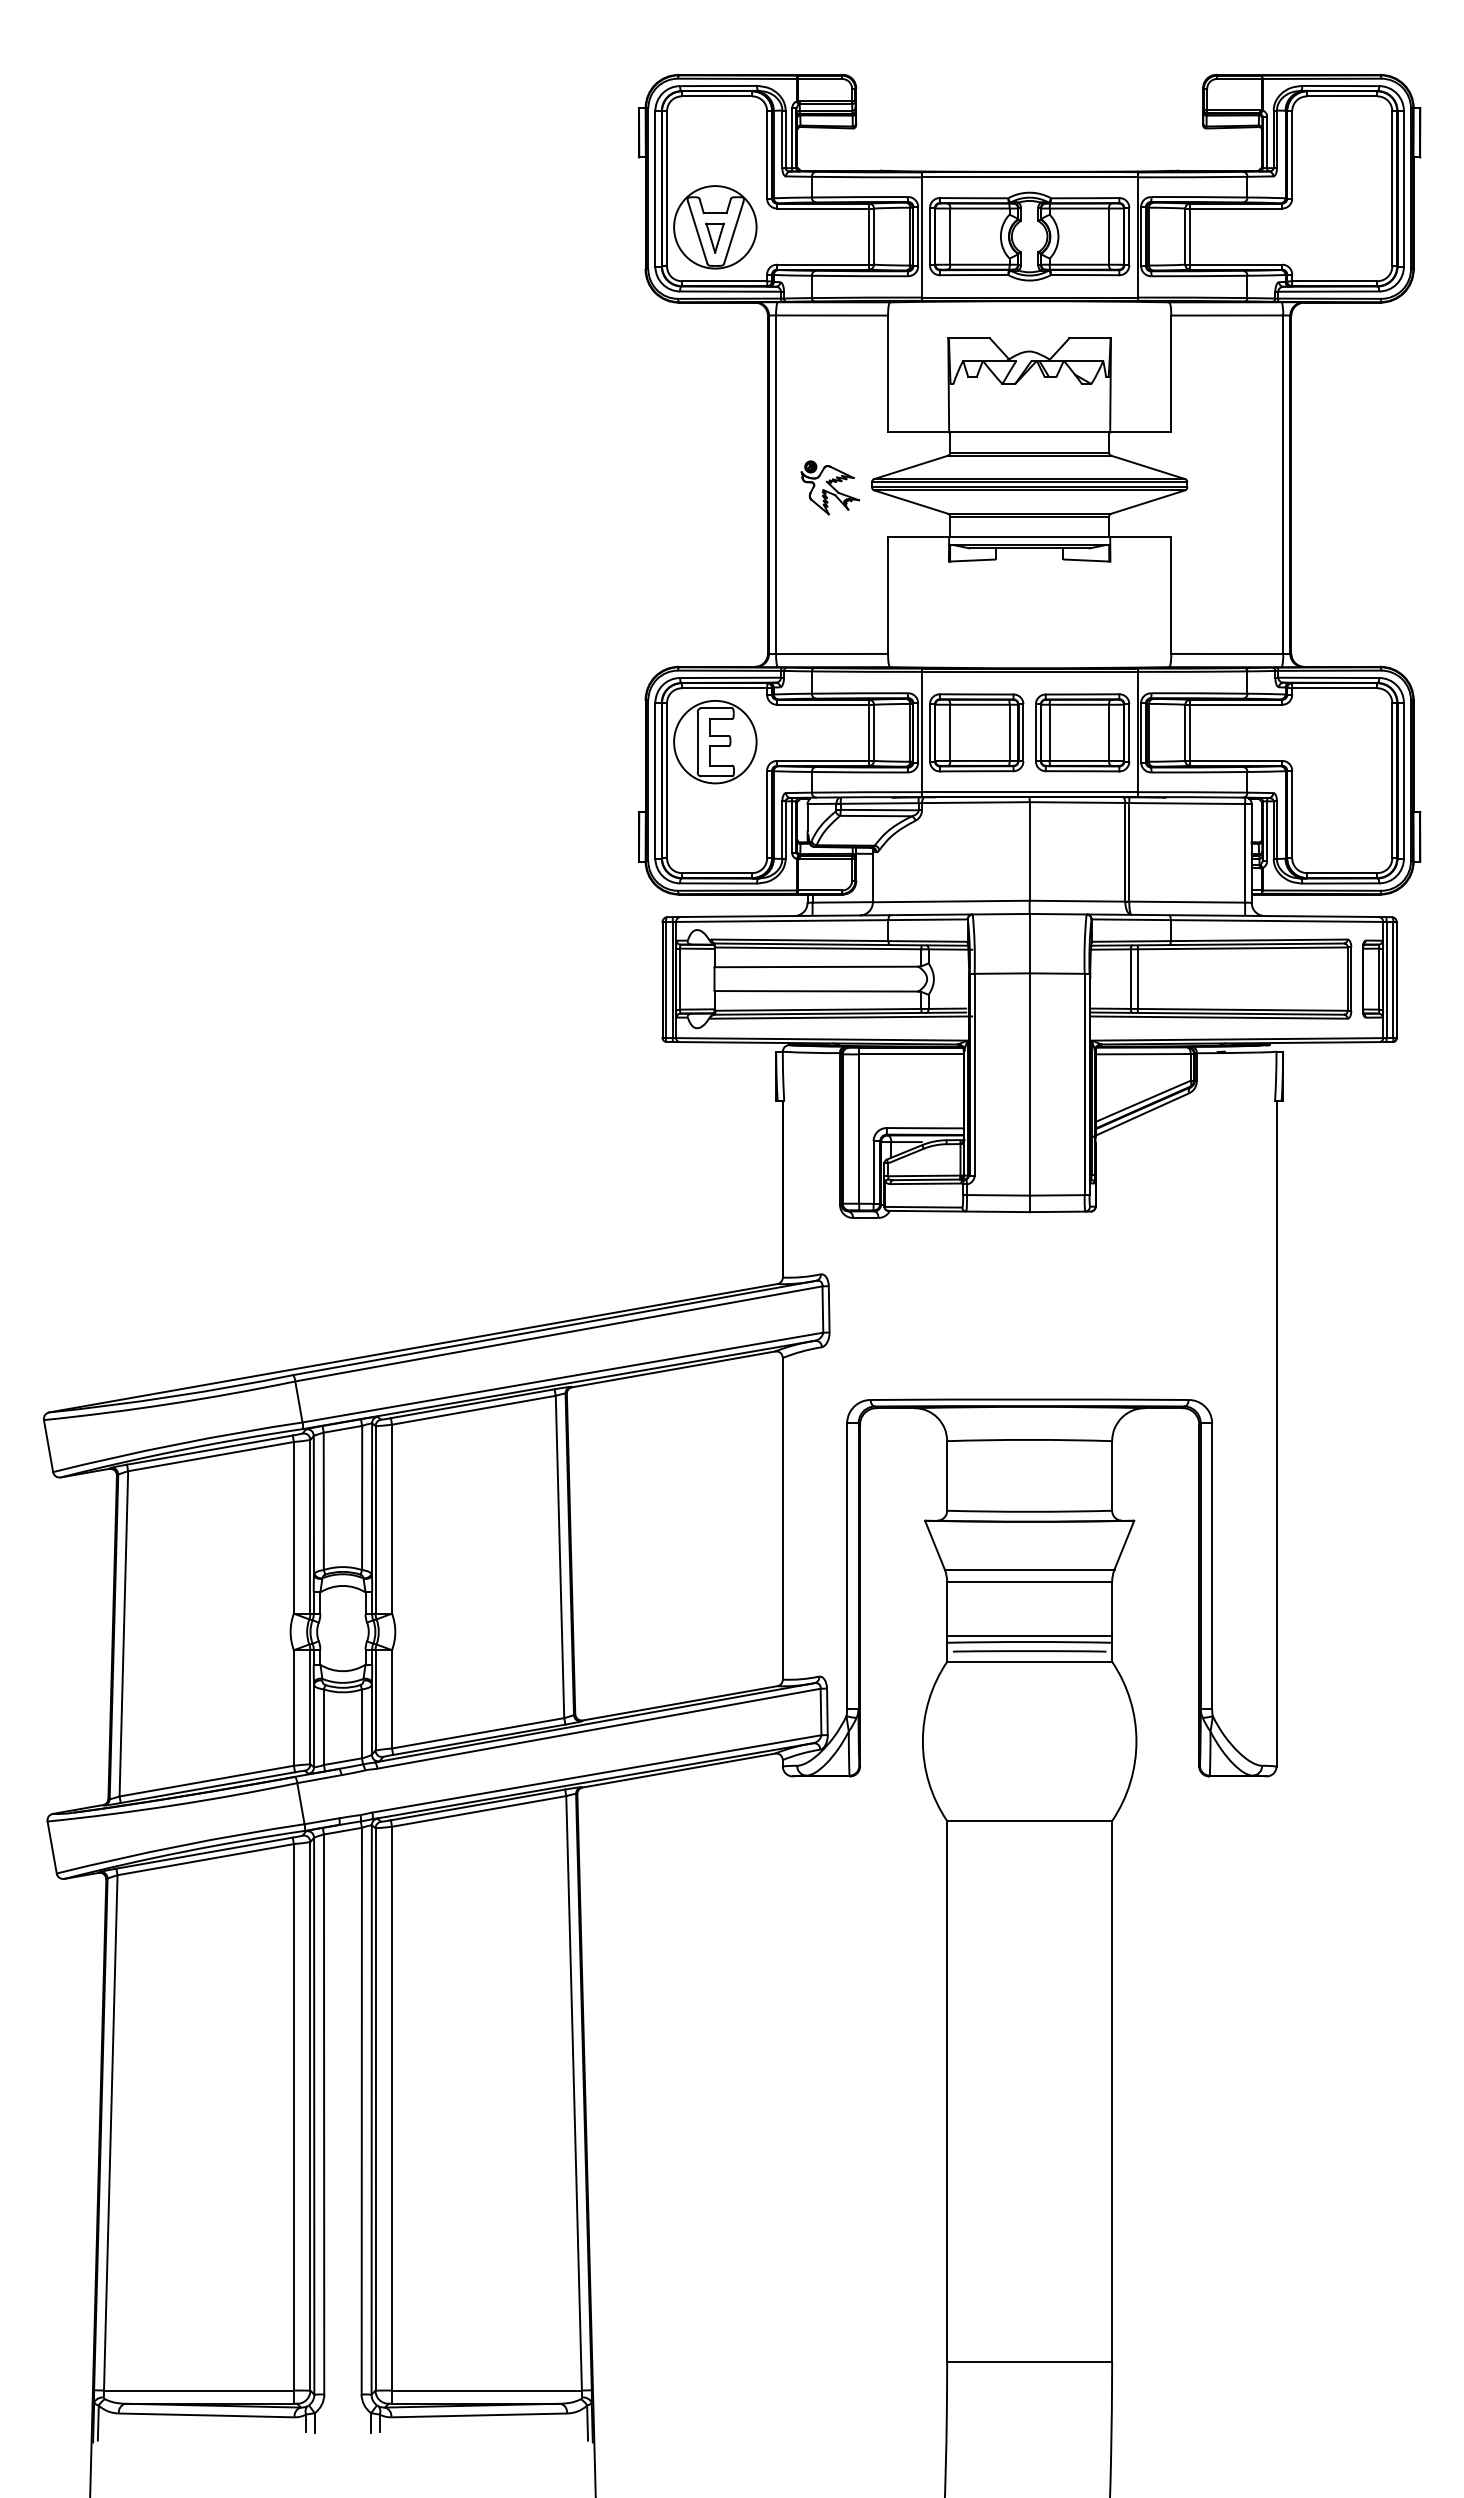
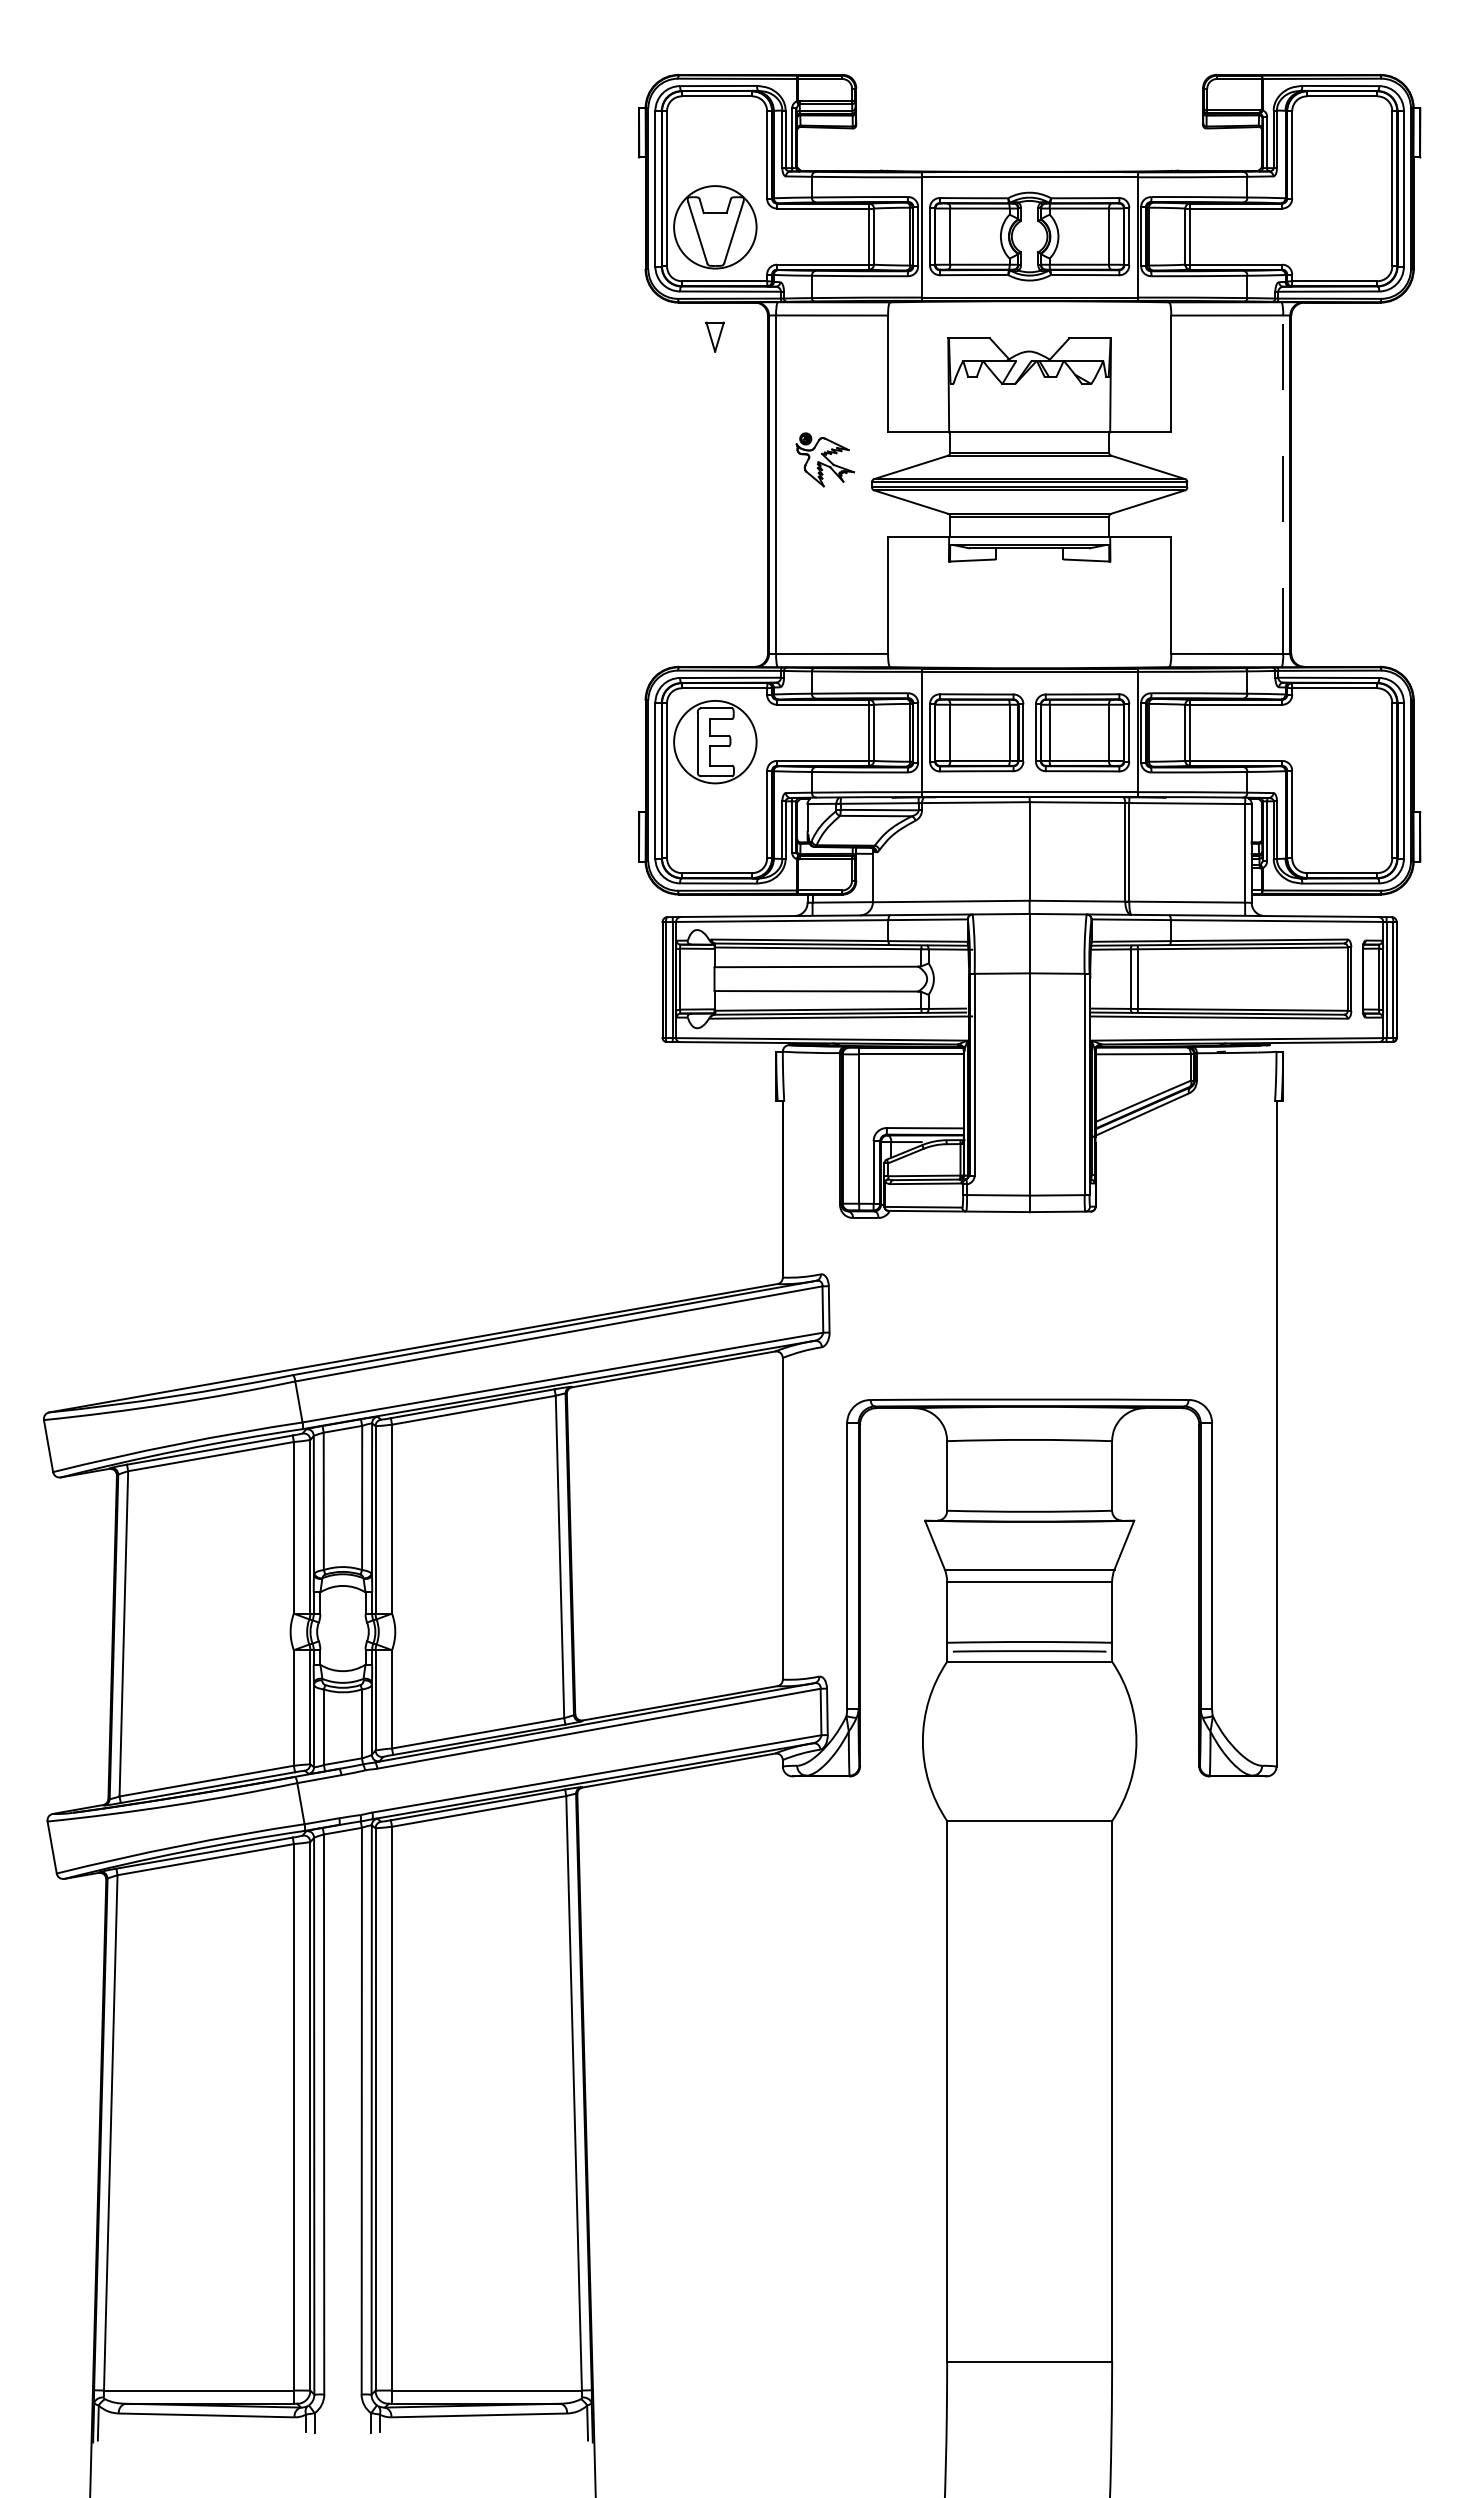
part position: (714, 237) -> (714, 336) (714, 336)
line: solid -> dashed (1283, 484)
part position: (829, 487) -> (824, 459) (824, 459)
line: present -> none (1029, 1635)
